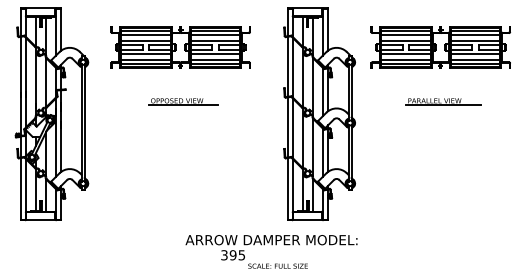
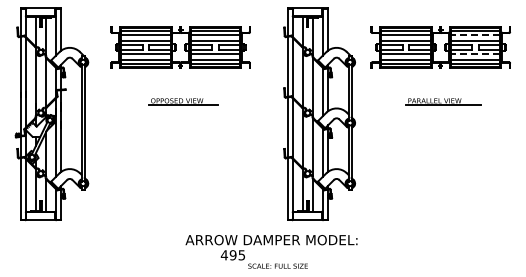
line: solid -> dashed (475, 35)
line: solid -> dashed (475, 54)
text: 395 -> 495 (223, 255)
